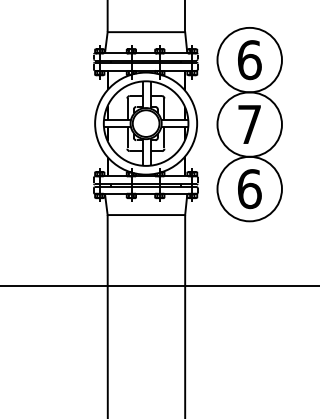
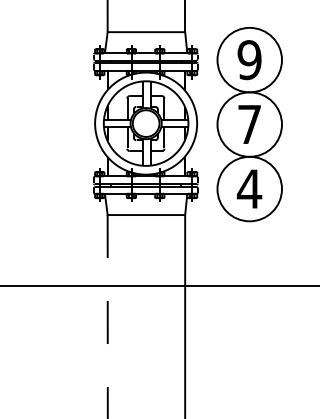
text: 6 -> 9 (249, 60)
text: 6 -> 4 (249, 189)
line: solid -> dashed (107, 317)
